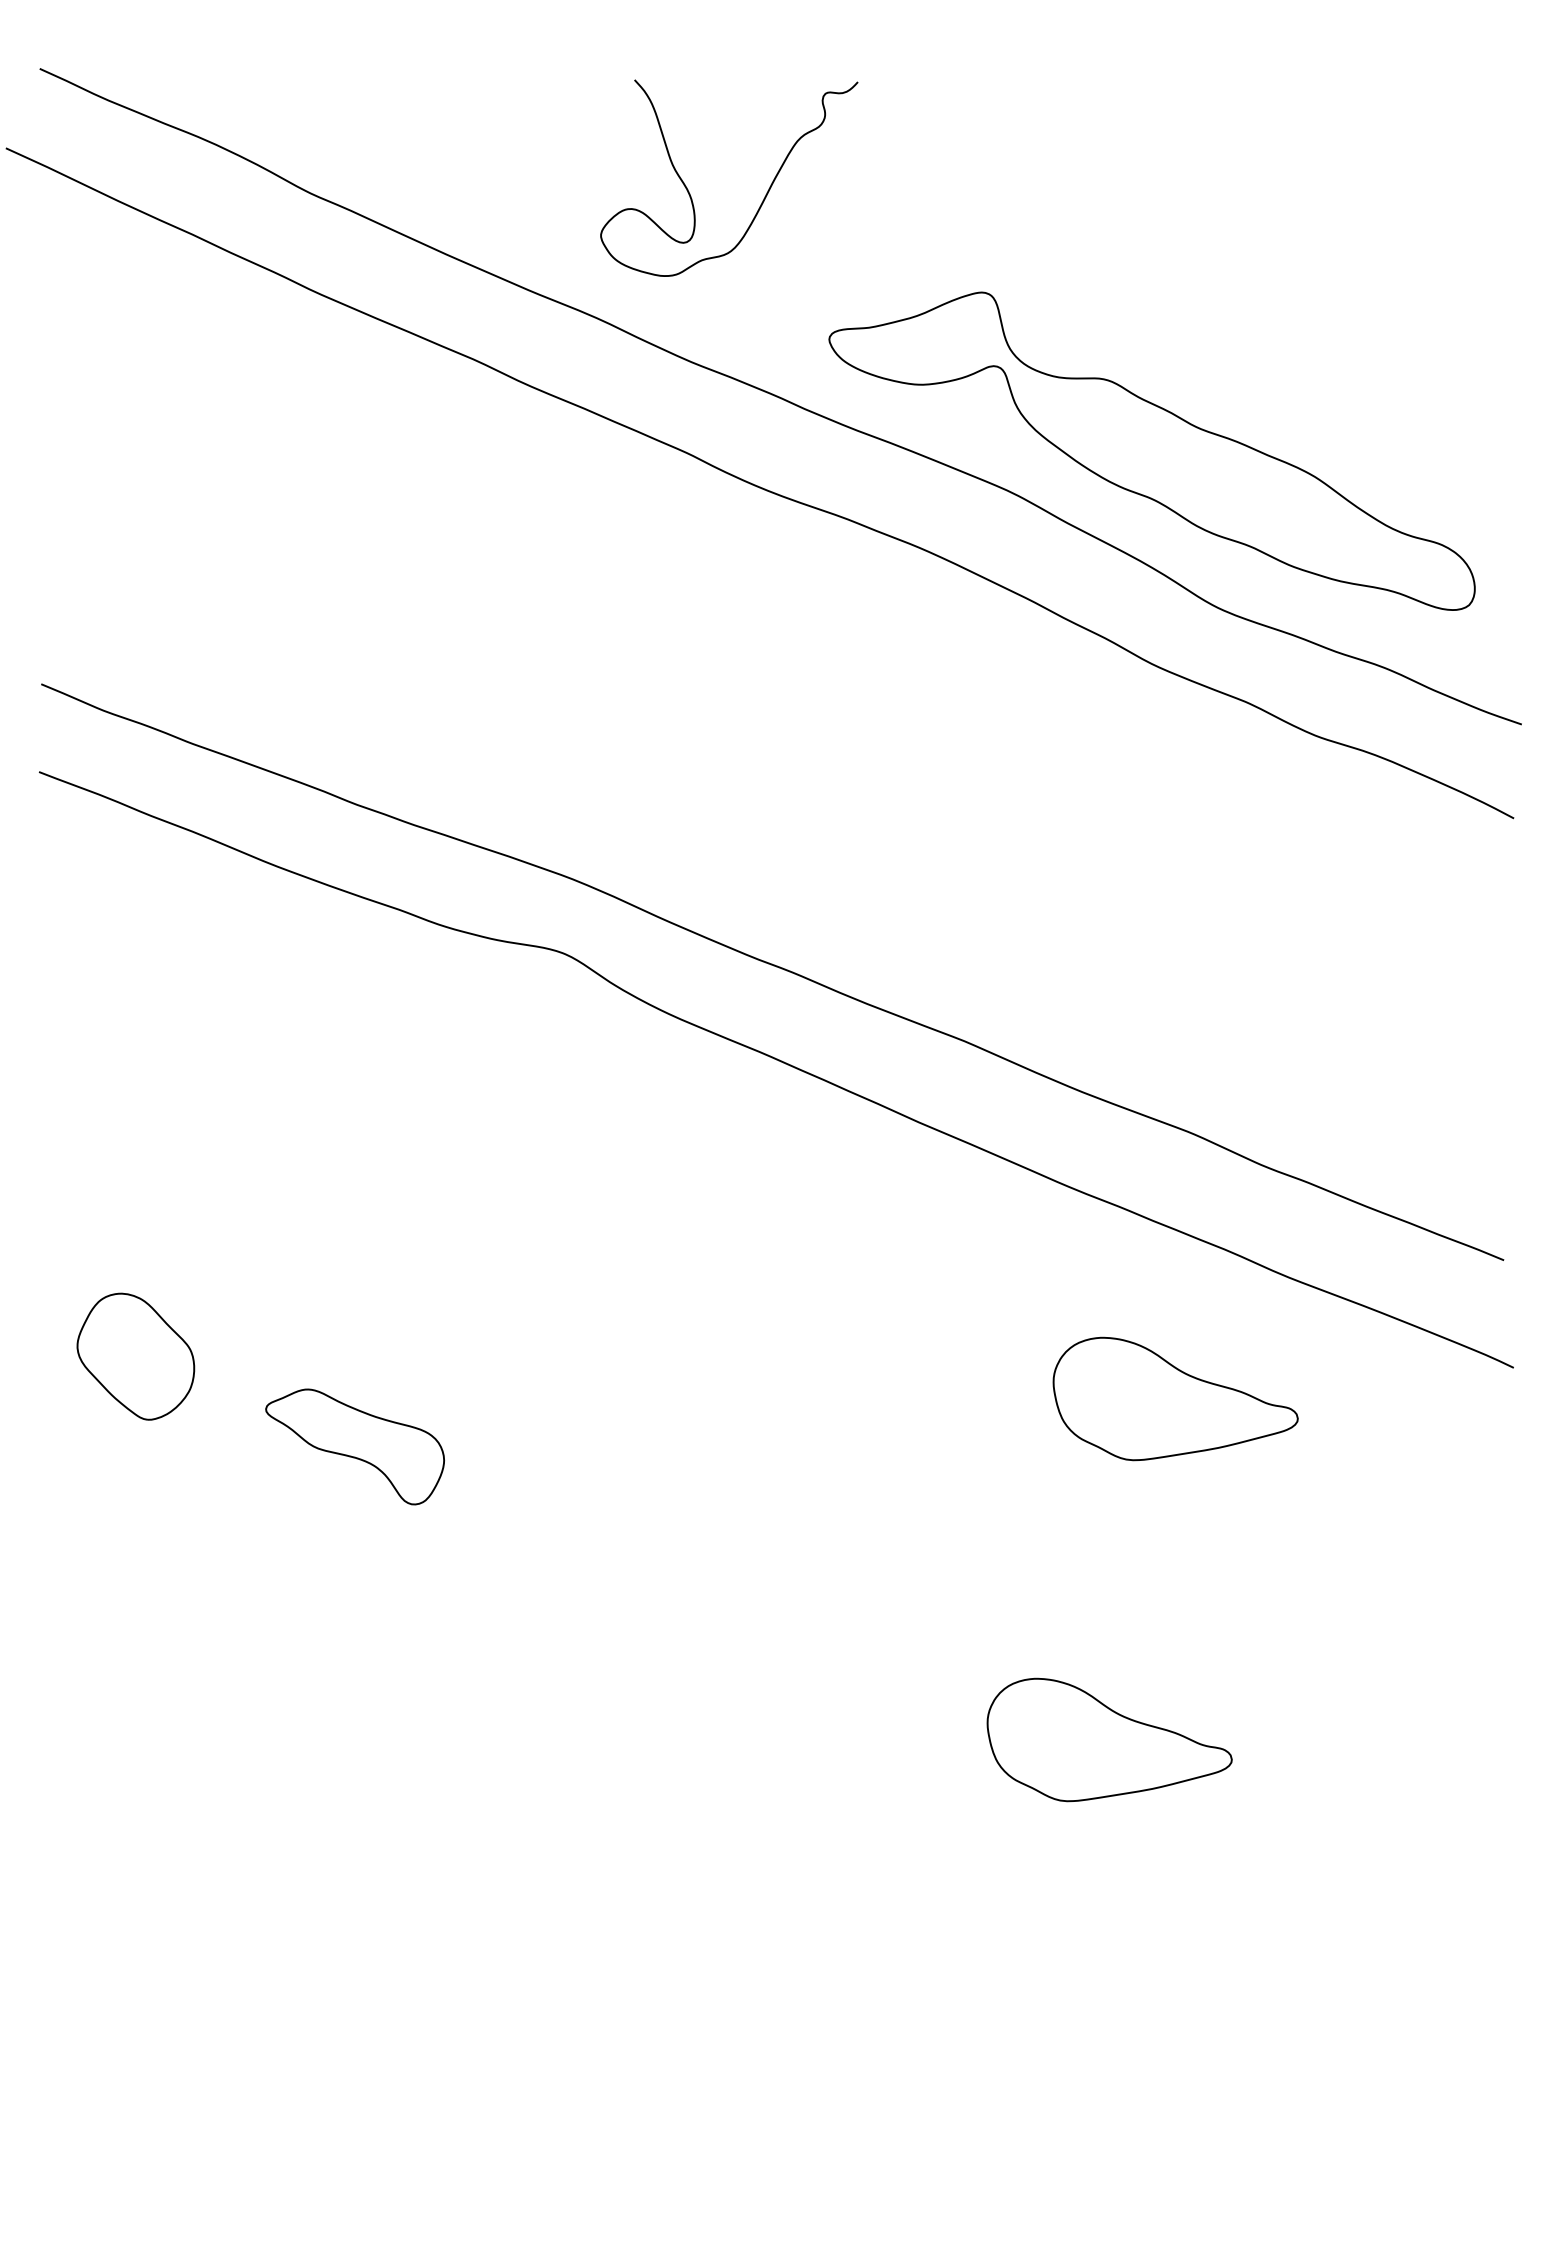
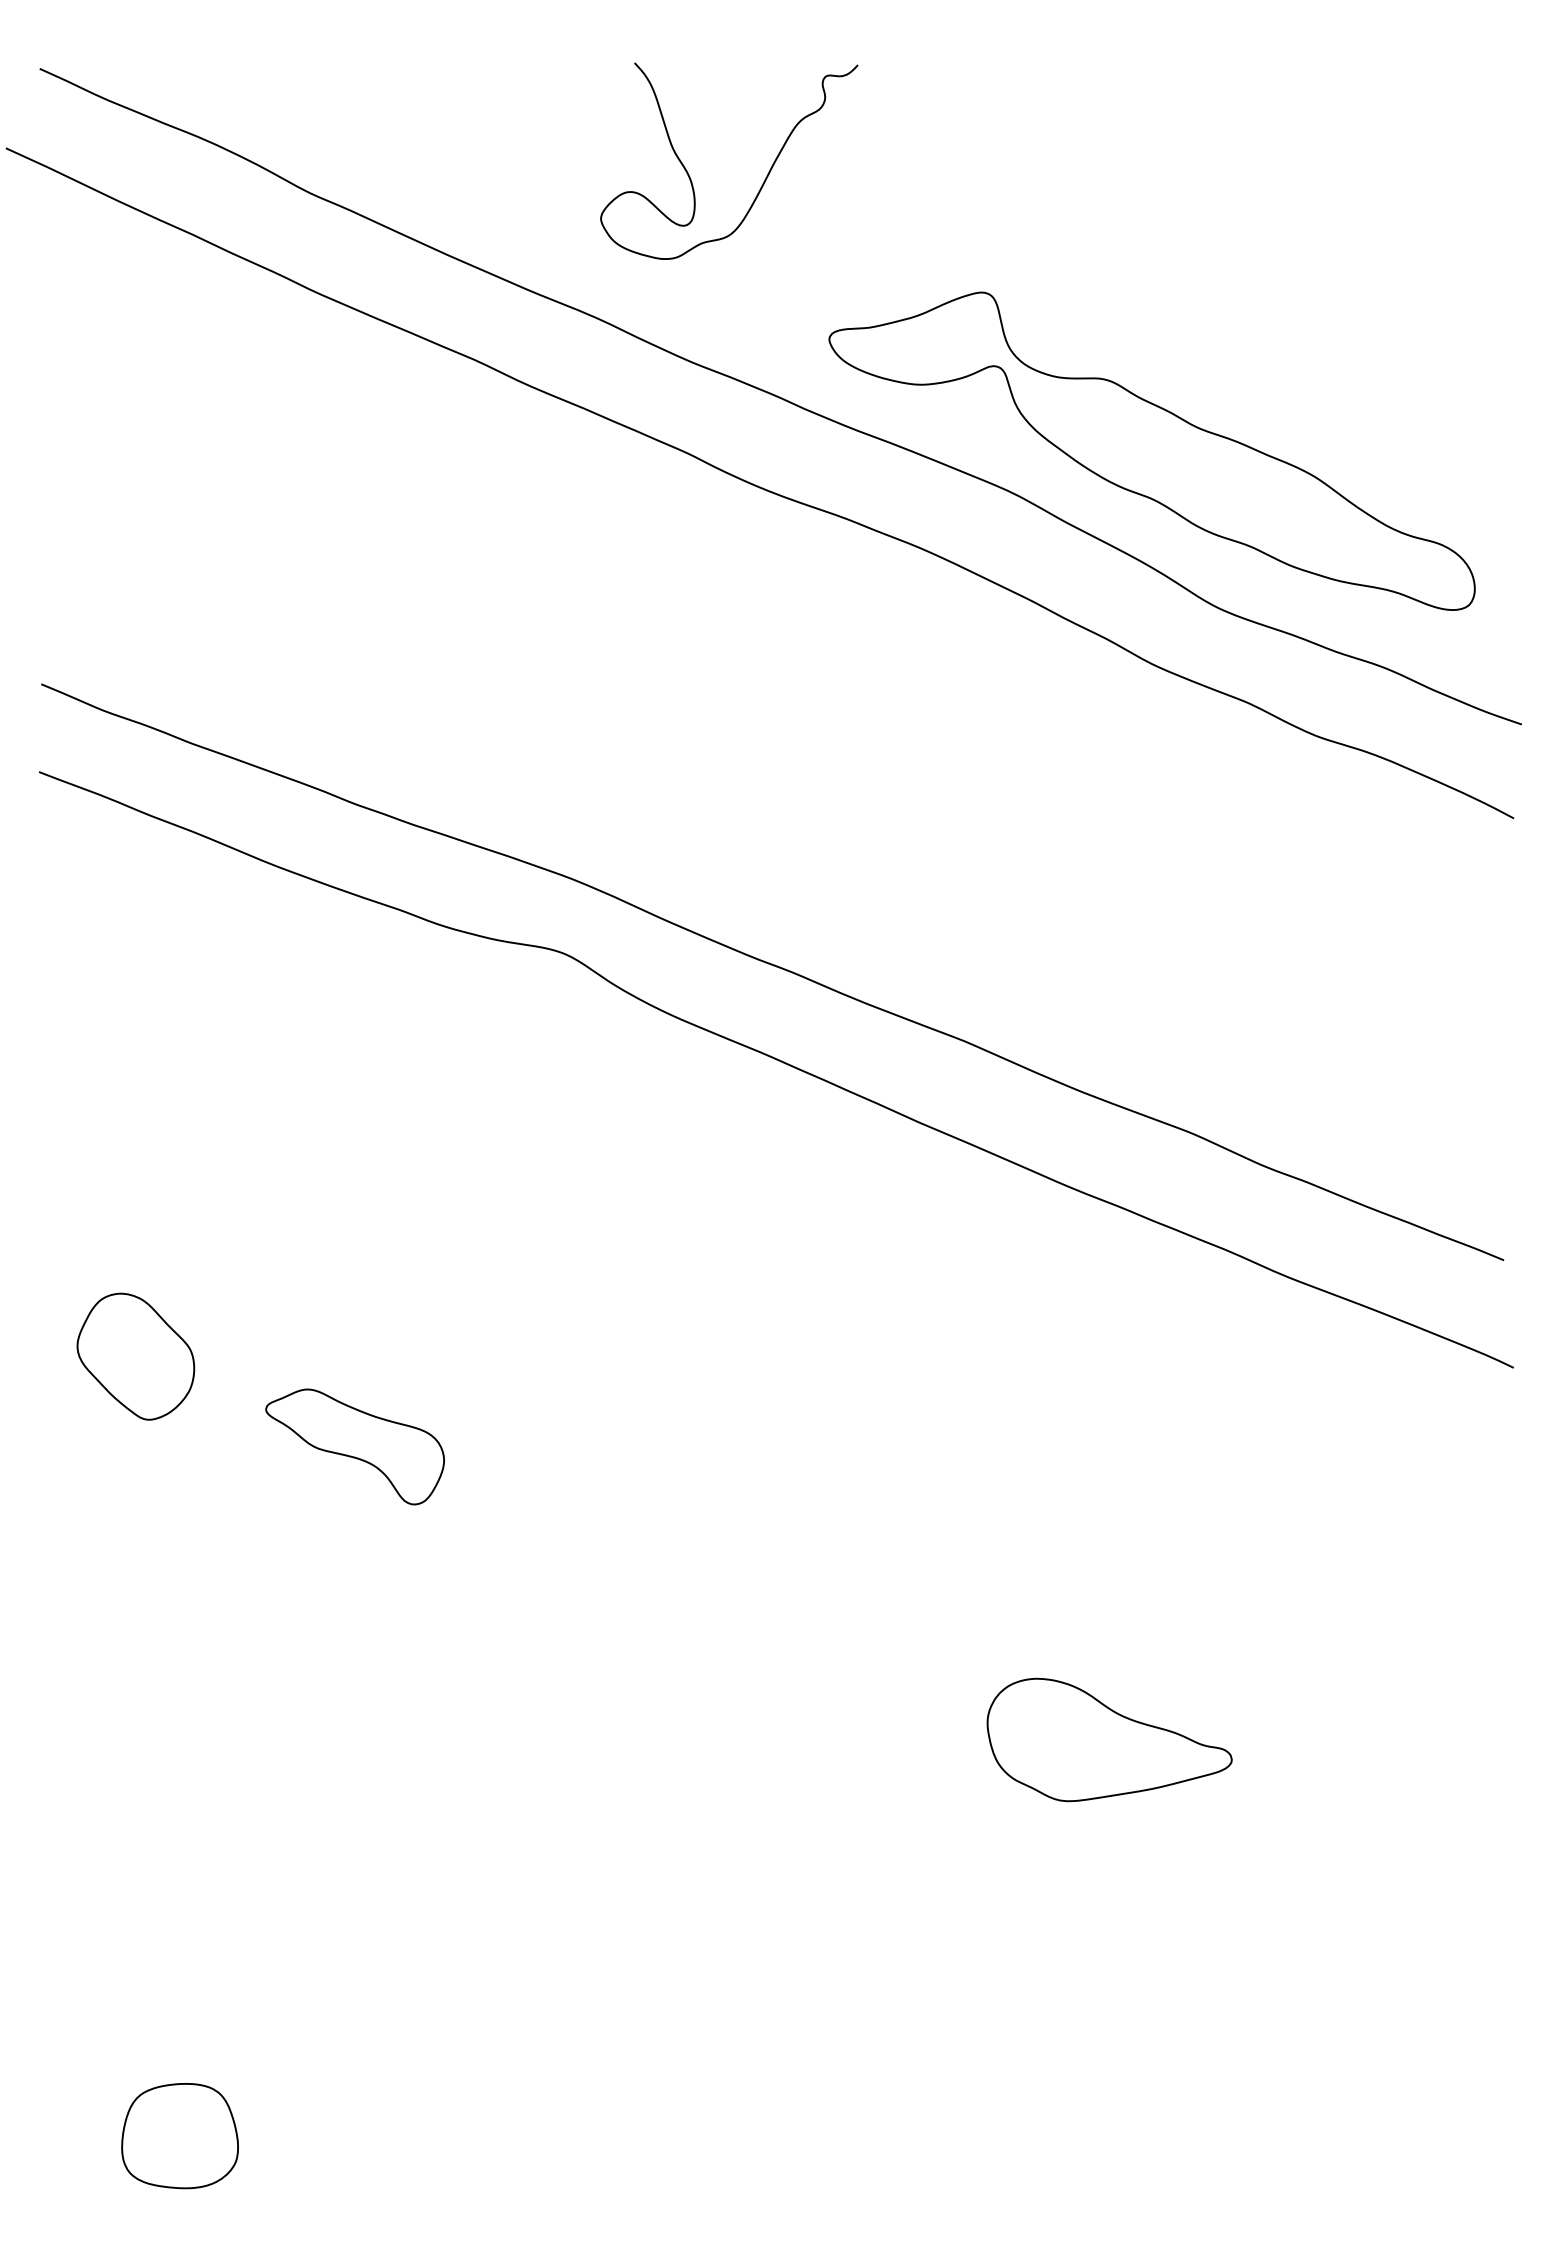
curve position: (765, 194) -> (765, 177) (765, 177)
part: present -> none (1175, 1398)
part: none -> present (179, 2136)
